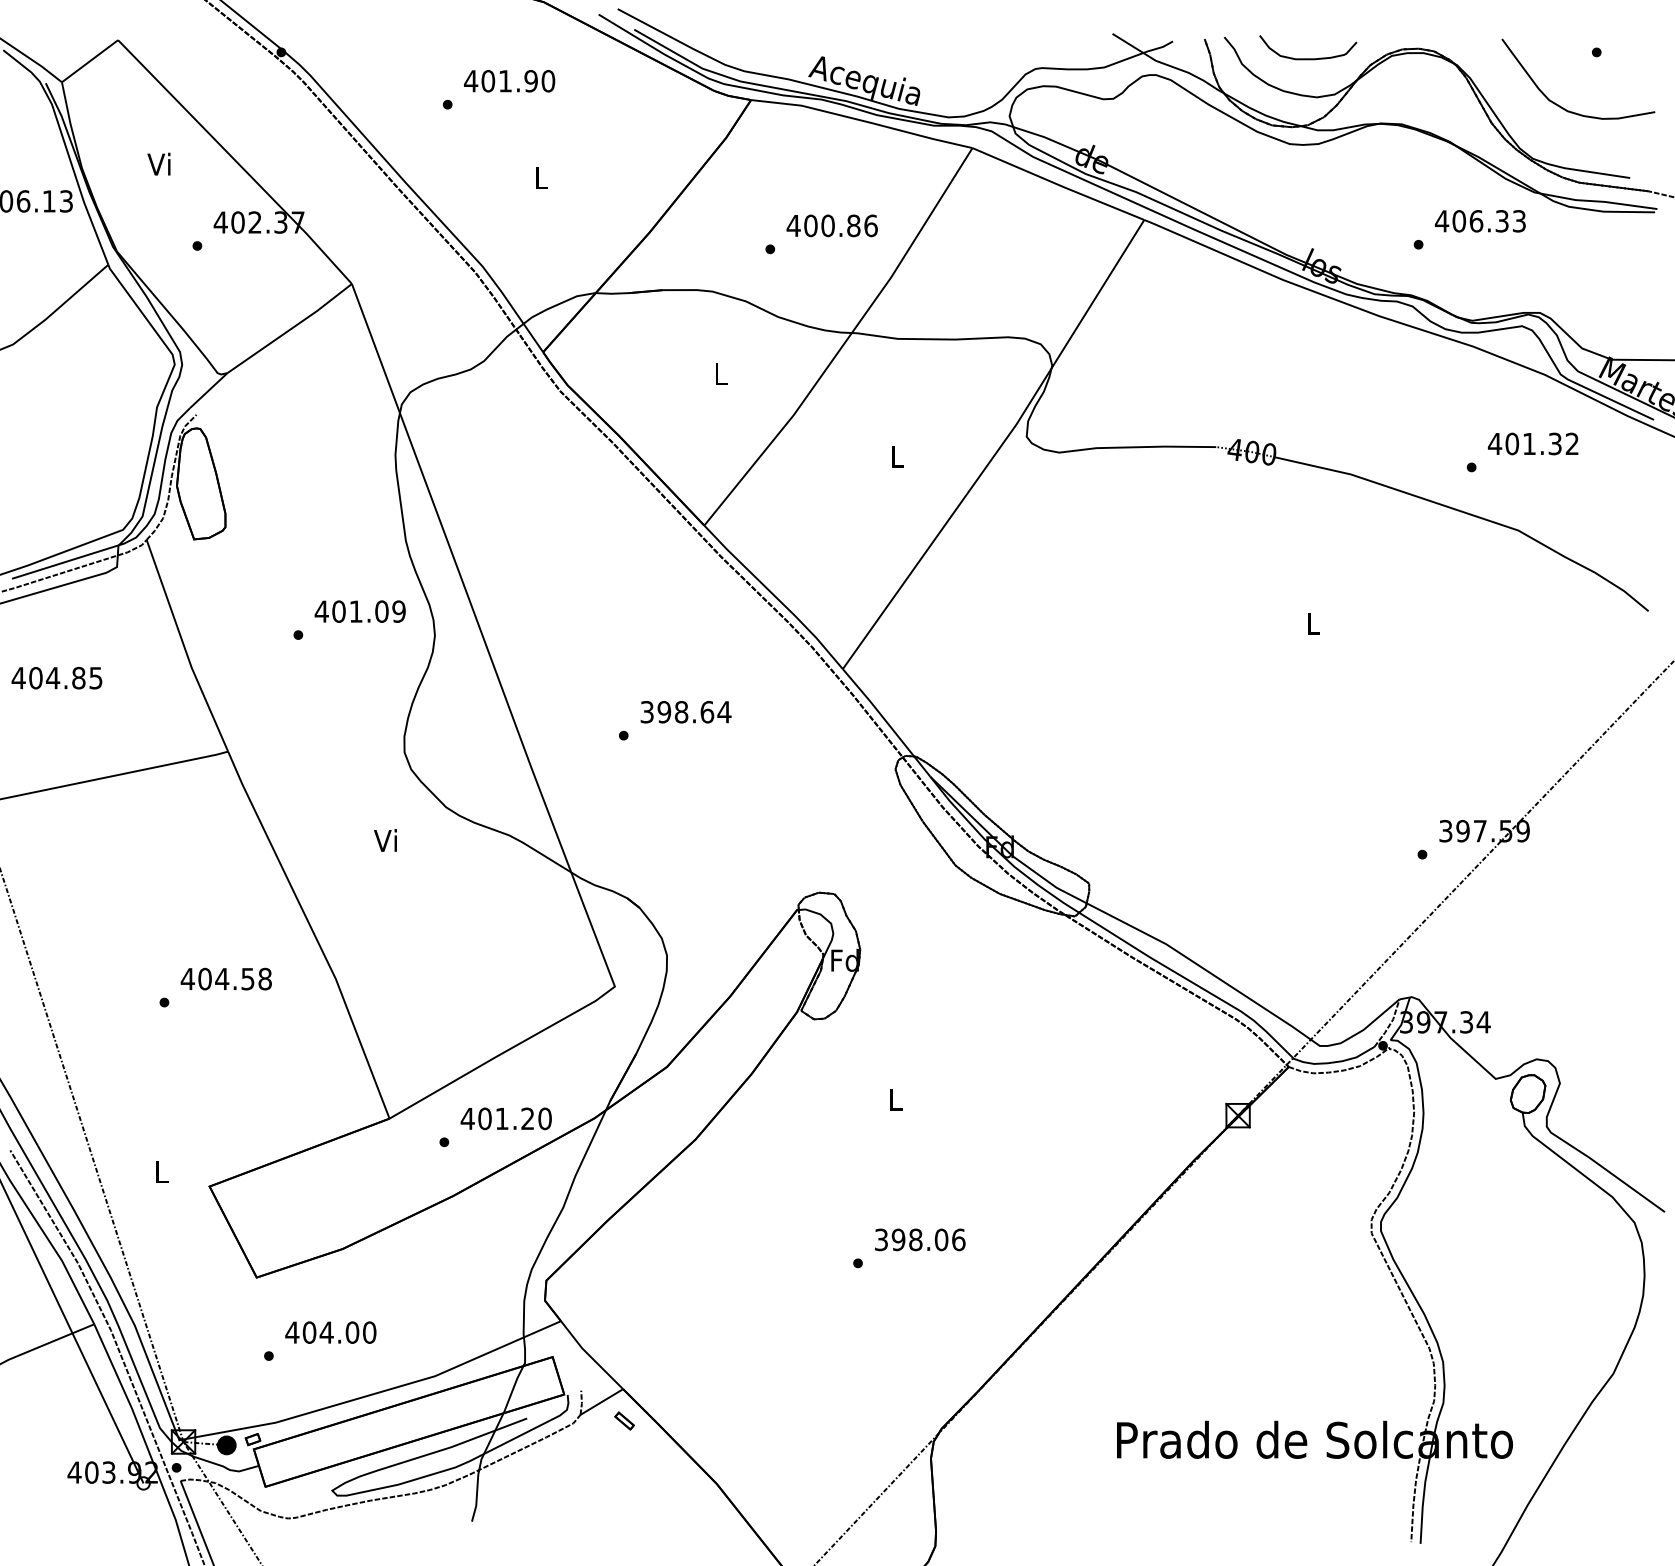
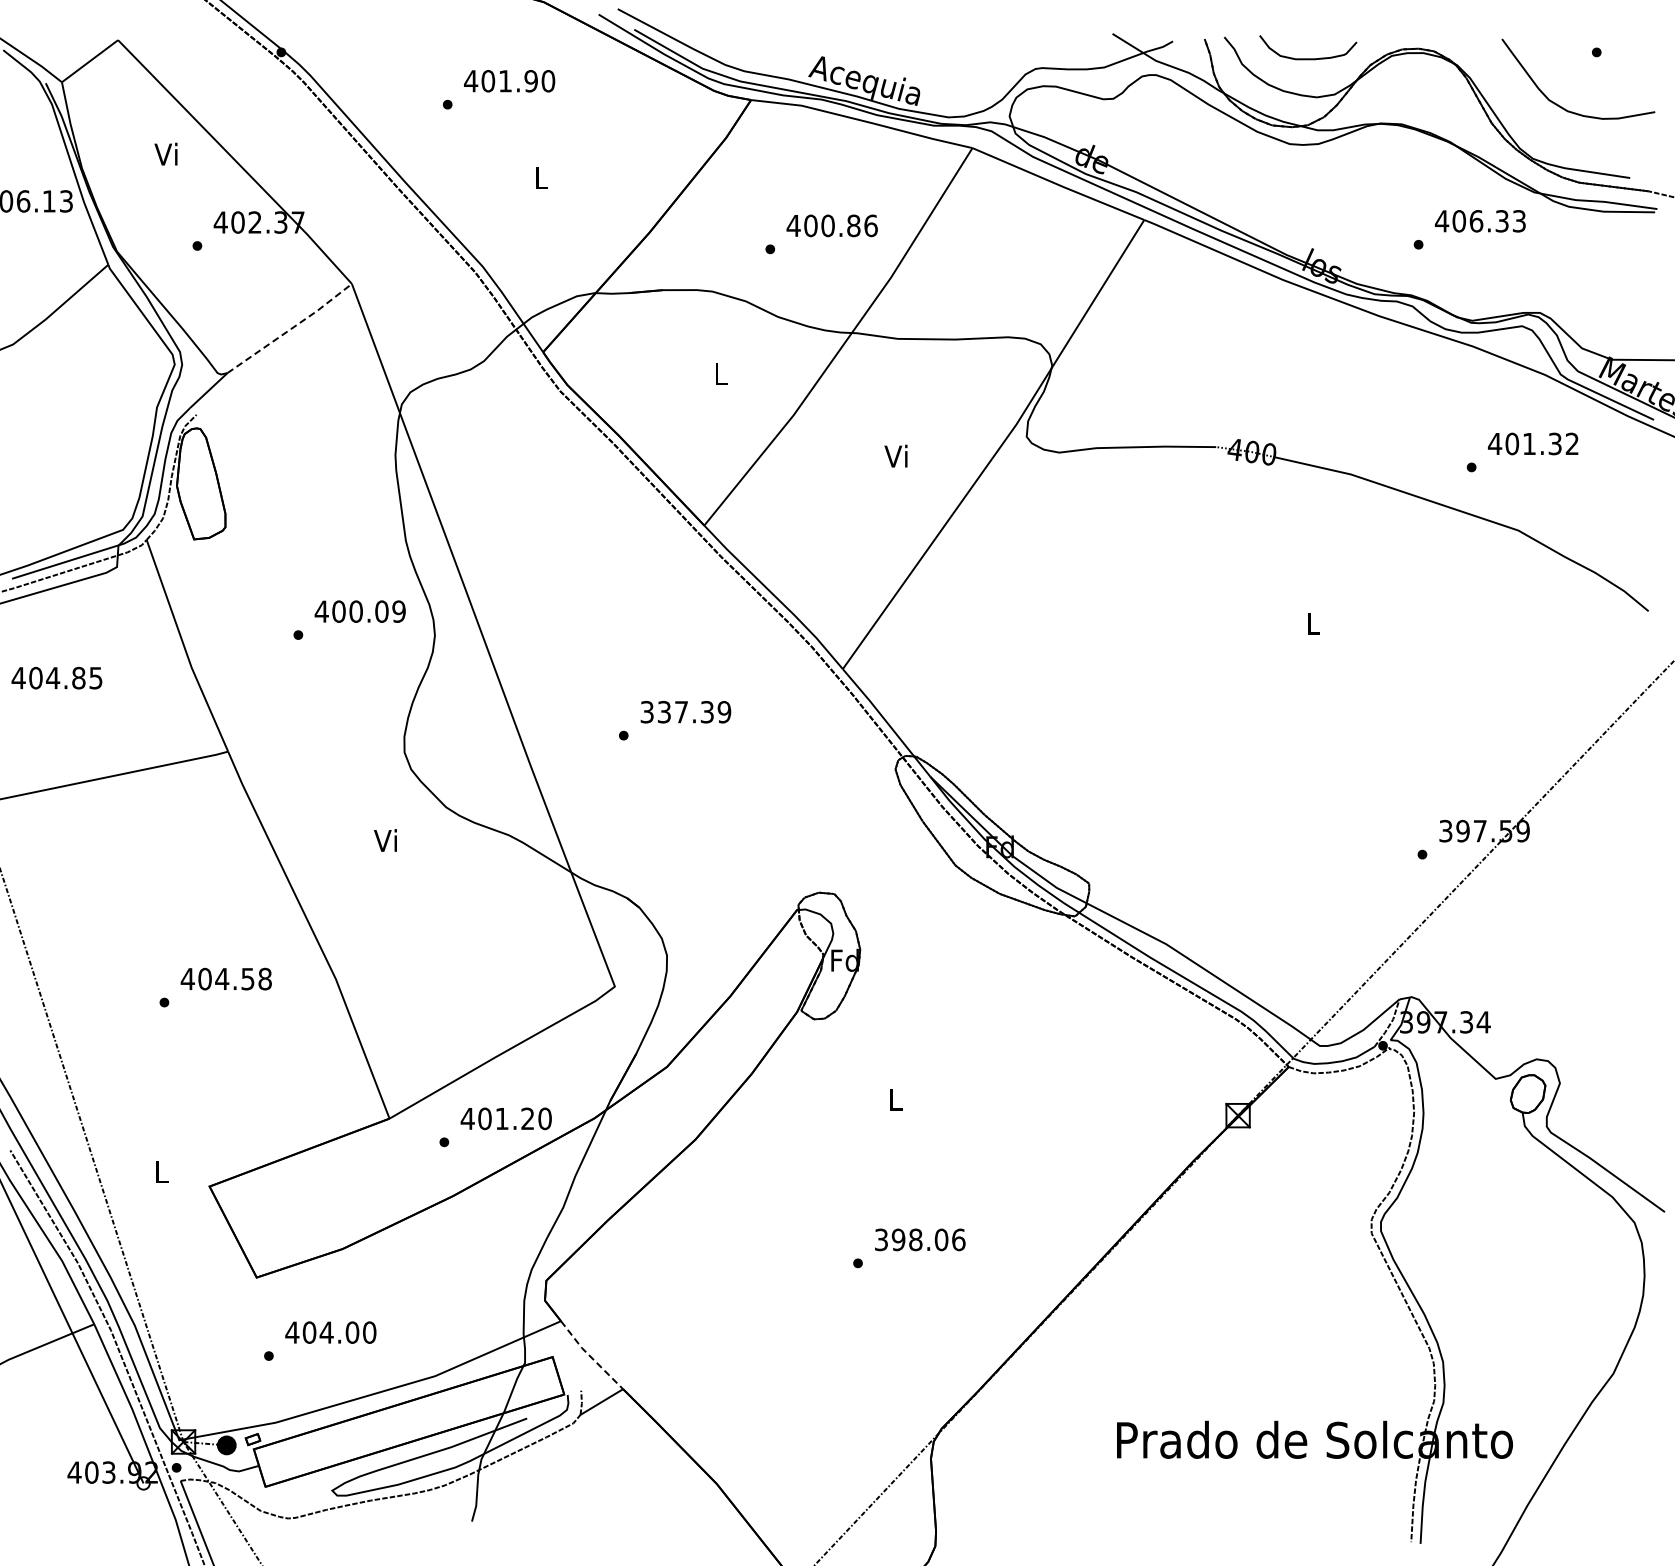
text position: (158, 163) -> (165, 153) (165, 153)
line: solid -> dashed (291, 328)
text: L -> Vi (895, 455)
text: 401.09 -> 400.09 (355, 611)
text: 398.64 -> 337.39 (694, 711)
line: solid -> dashed (590, 1356)
part: present -> none (624, 1420)
